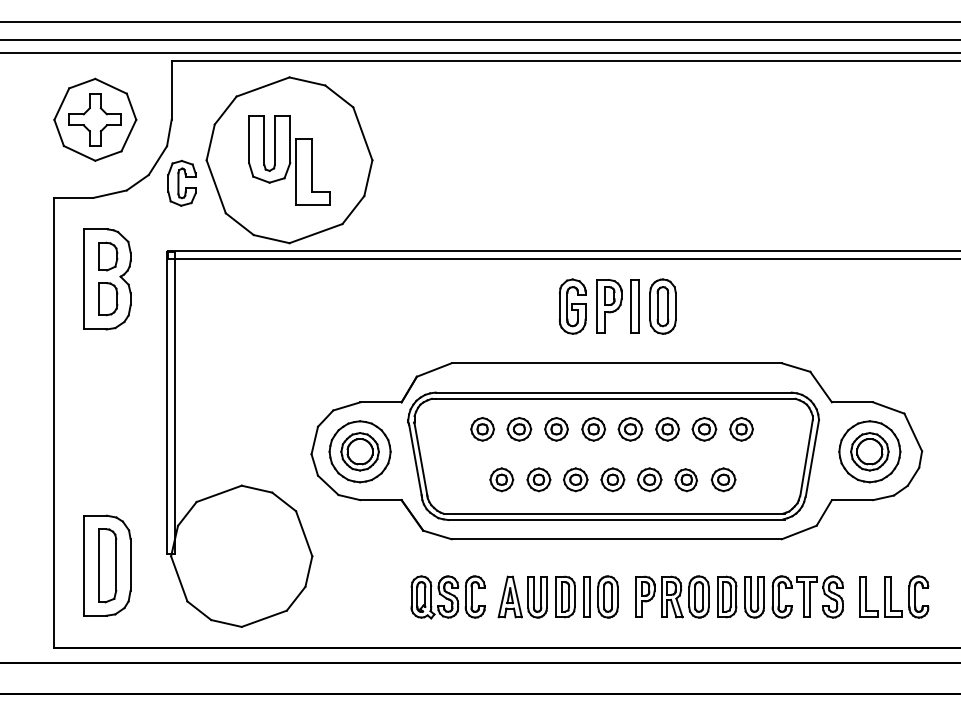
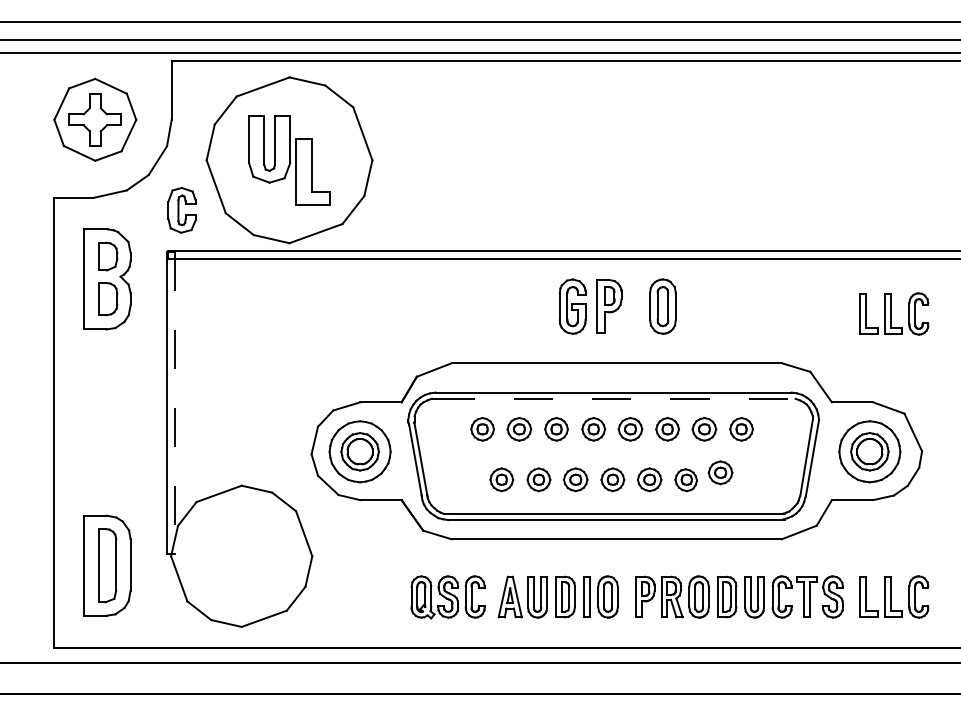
part position: (181, 182) -> (181, 209) (181, 209)
part: present -> none (634, 306)
part: none -> present (894, 313)
line: solid -> dashed (615, 398)
line: solid -> dashed (175, 403)
part position: (723, 479) -> (720, 472) (720, 472)
